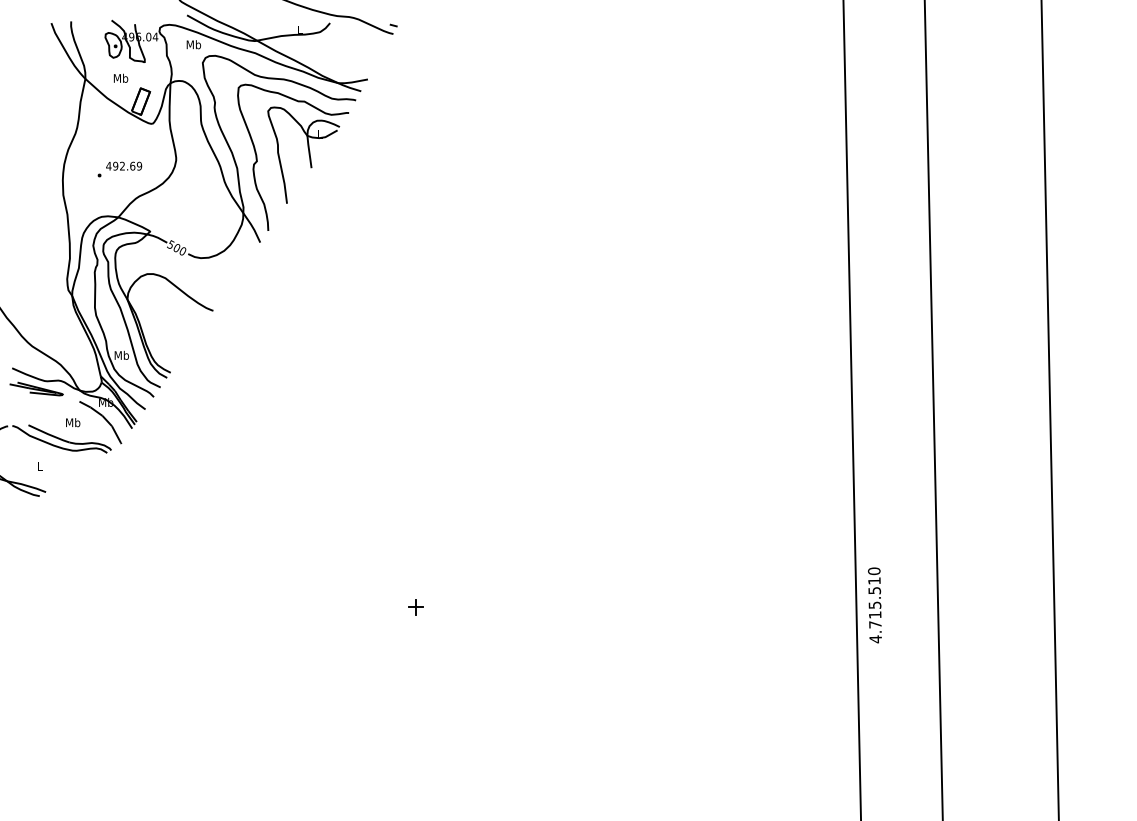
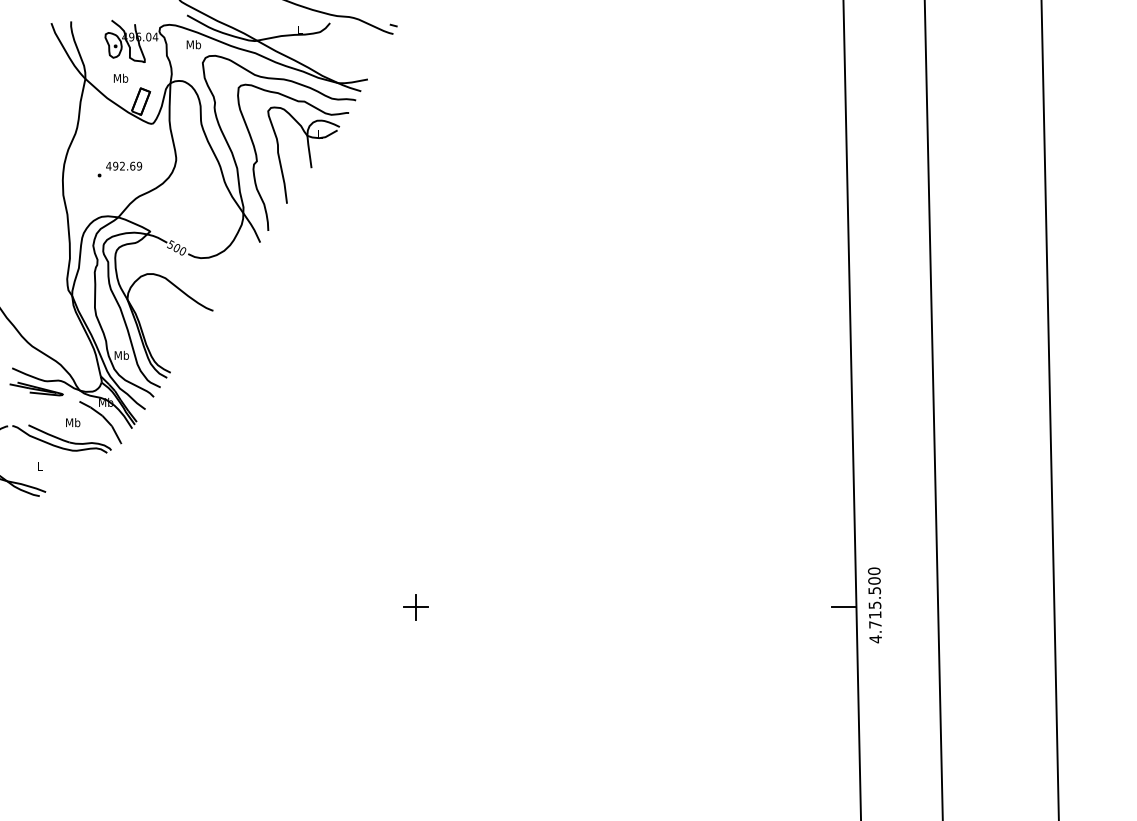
text: 4.715.510 -> 4.715.500 (874, 580)
part size: 16x17 px -> 26x27 px (415, 607)
line: none -> present (843, 607)
